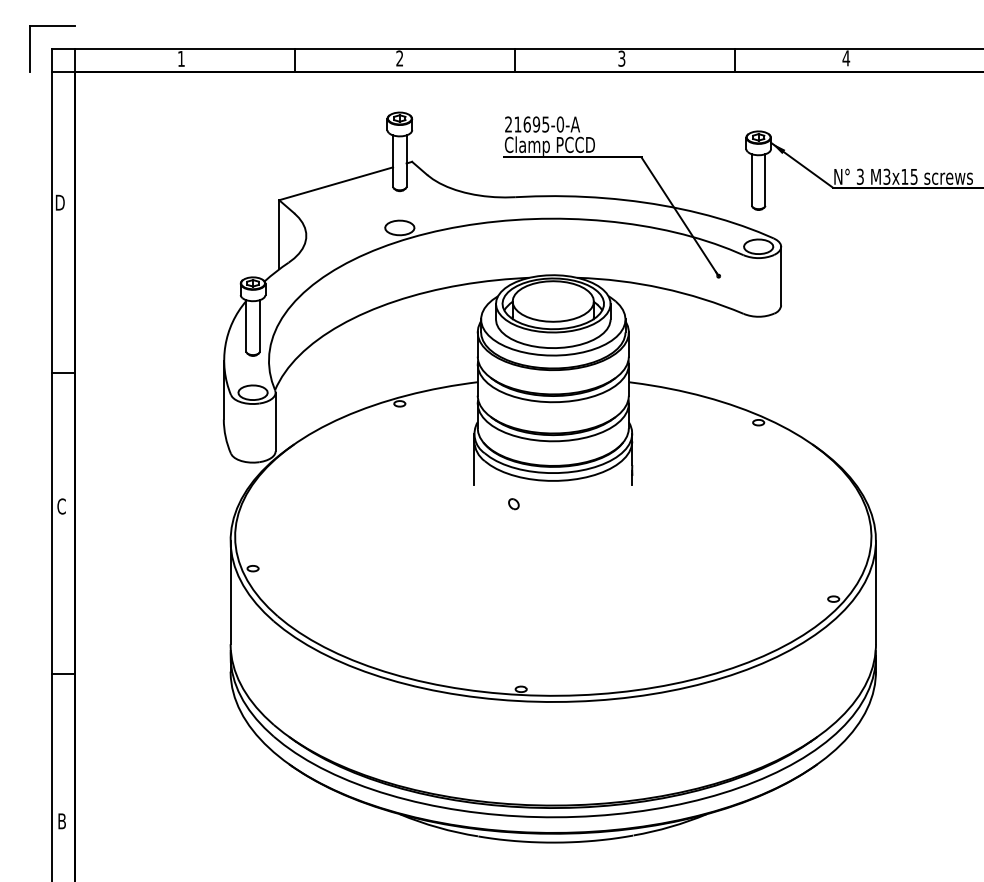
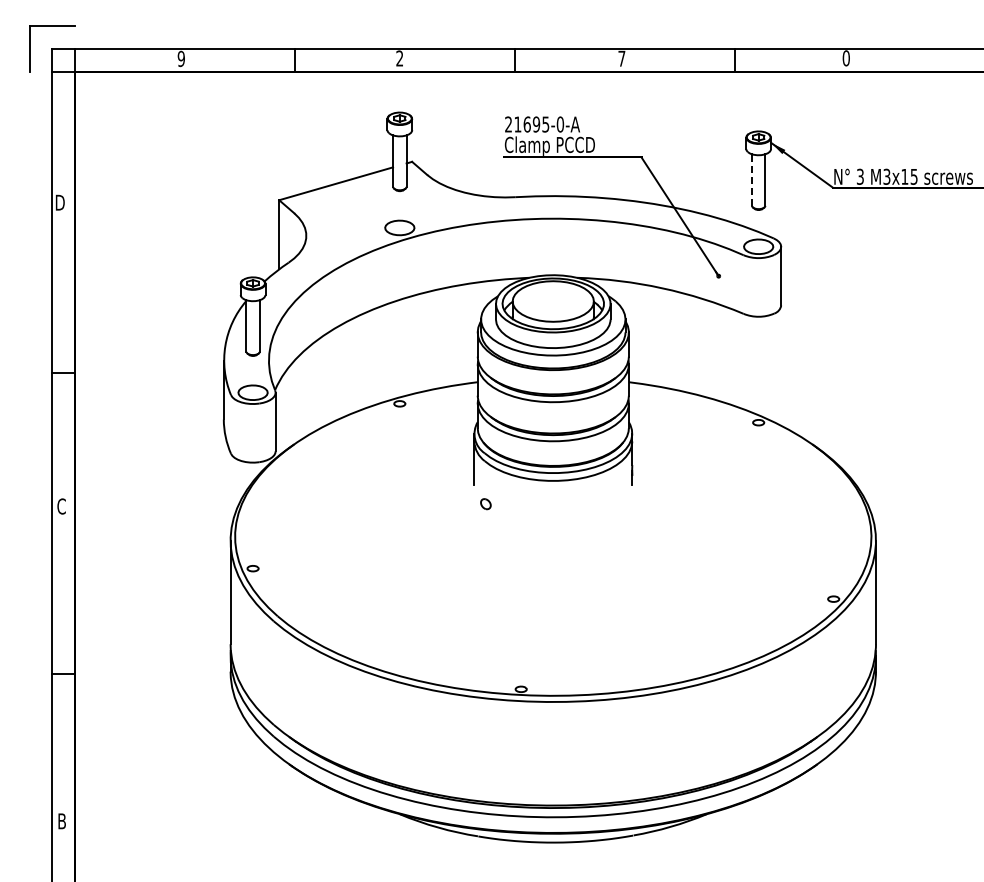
text: 1 -> 9 (180, 58)
text: 3 -> 7 (621, 58)
text: 4 -> 0 (846, 58)
line: solid -> dashed (751, 180)
part position: (513, 504) -> (485, 504) (485, 504)
